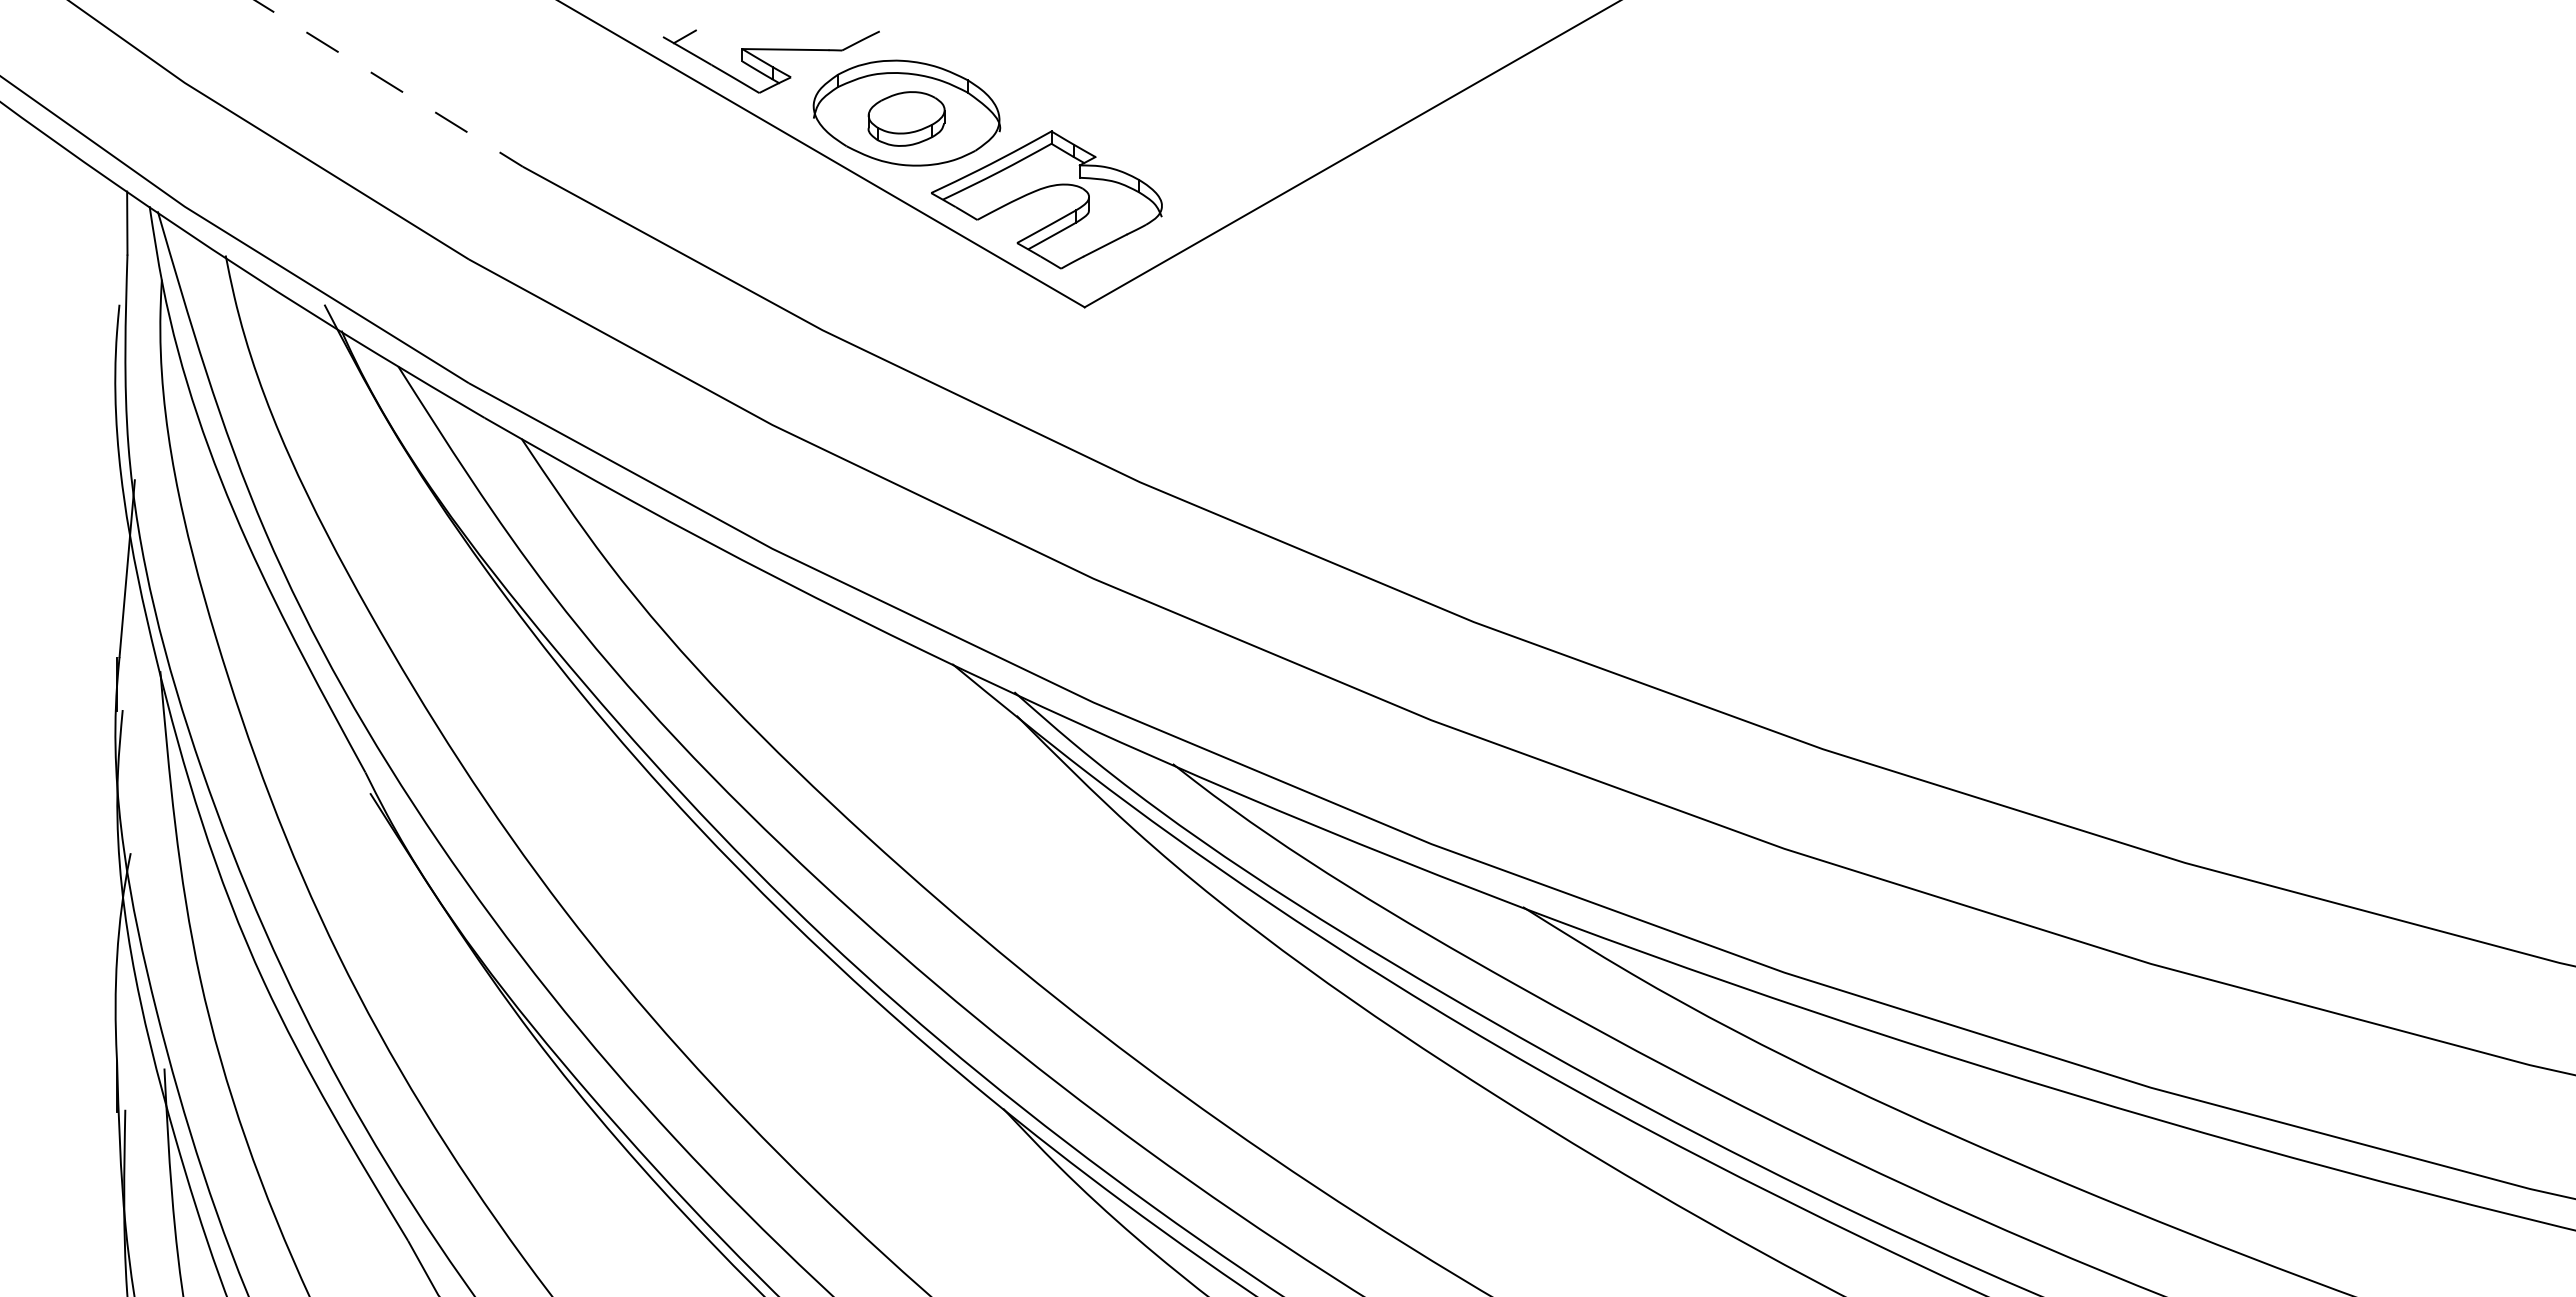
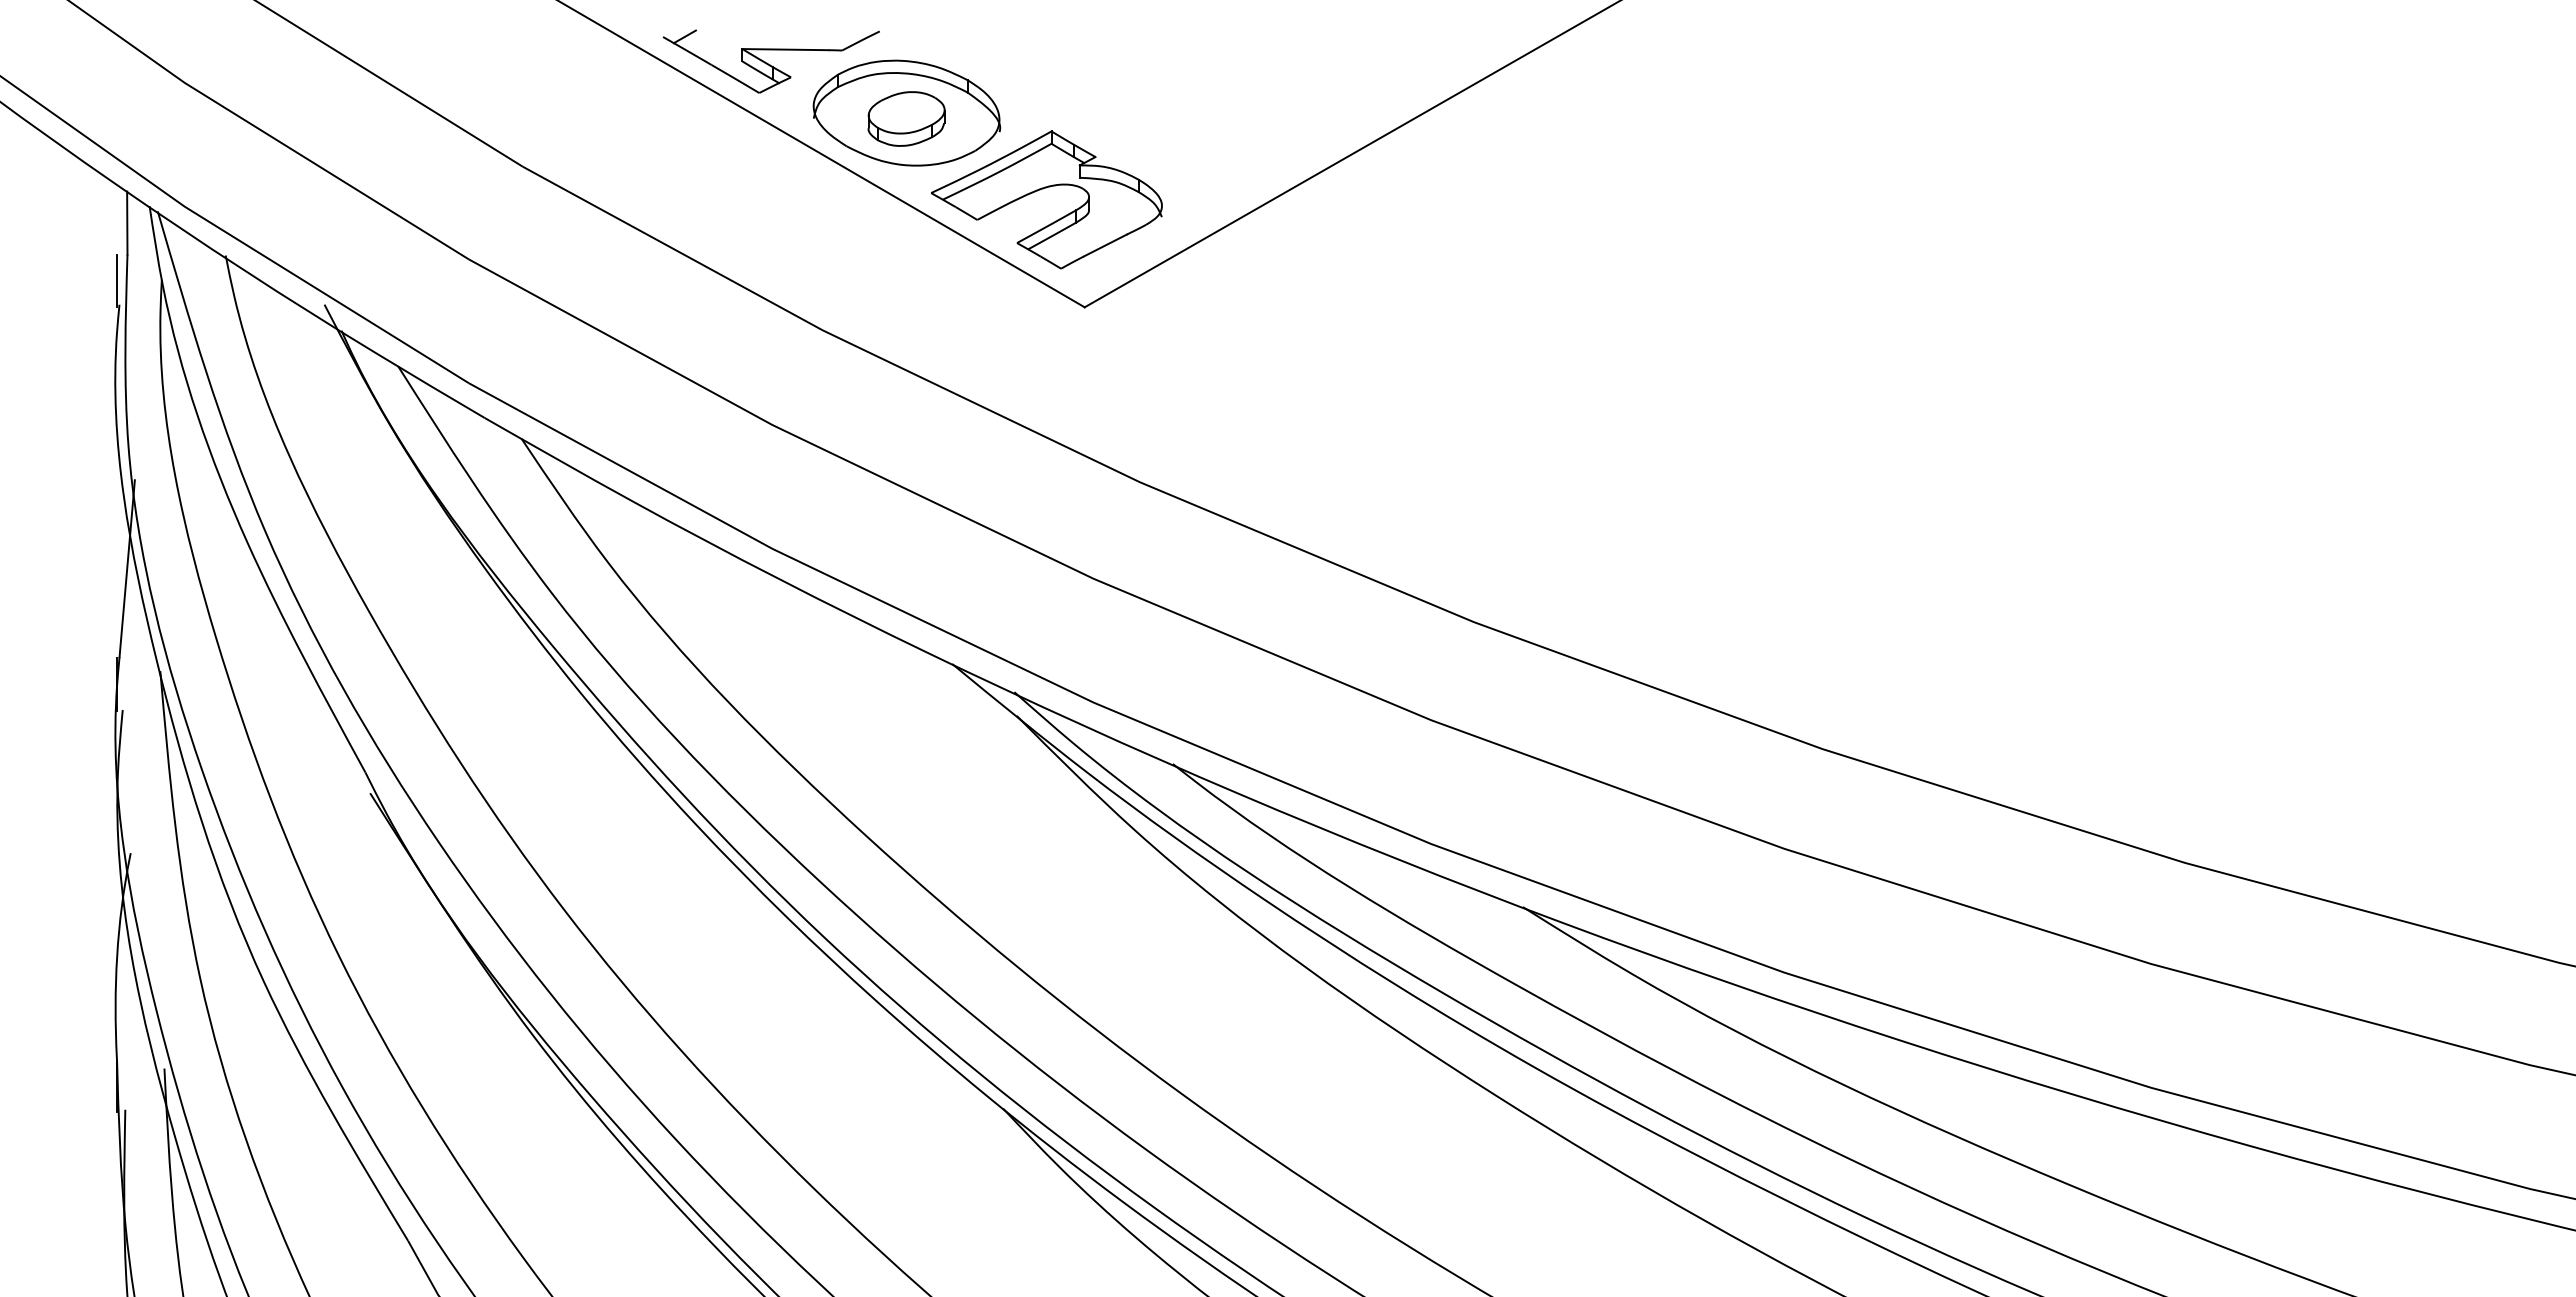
line: dashed -> solid (388, 83)
line: none -> present (116, 281)
